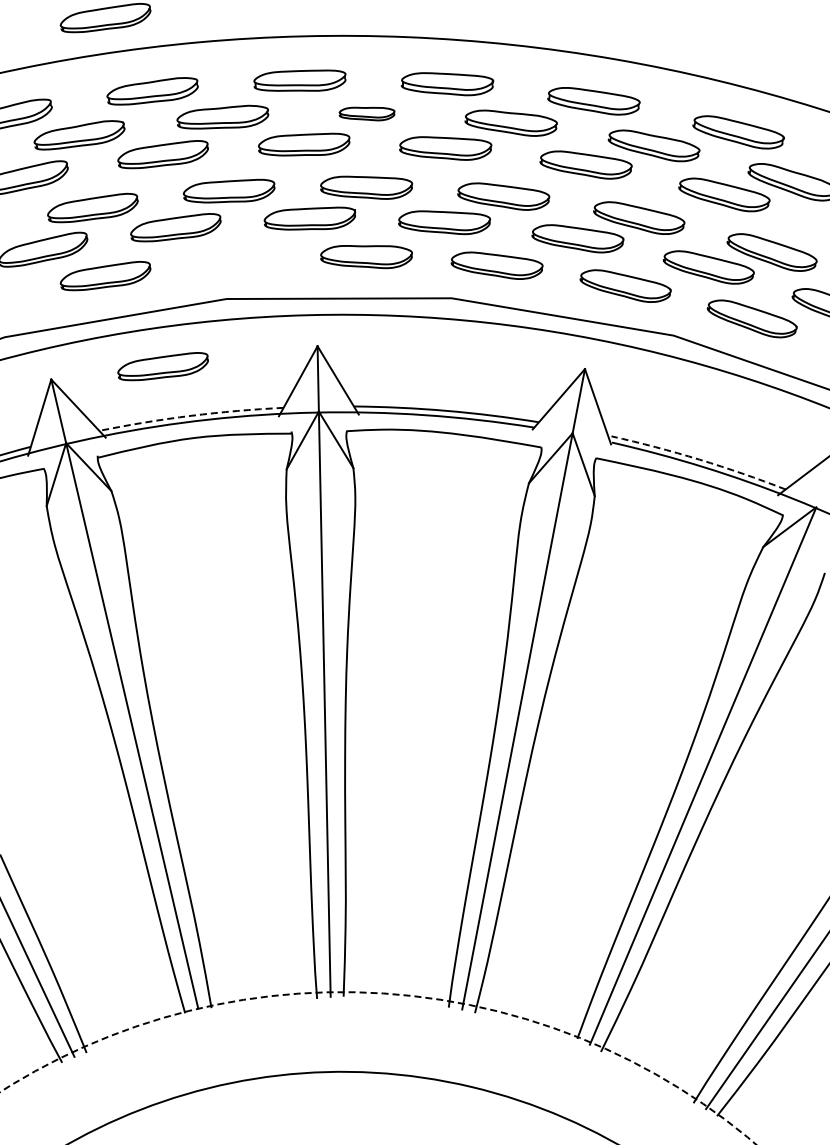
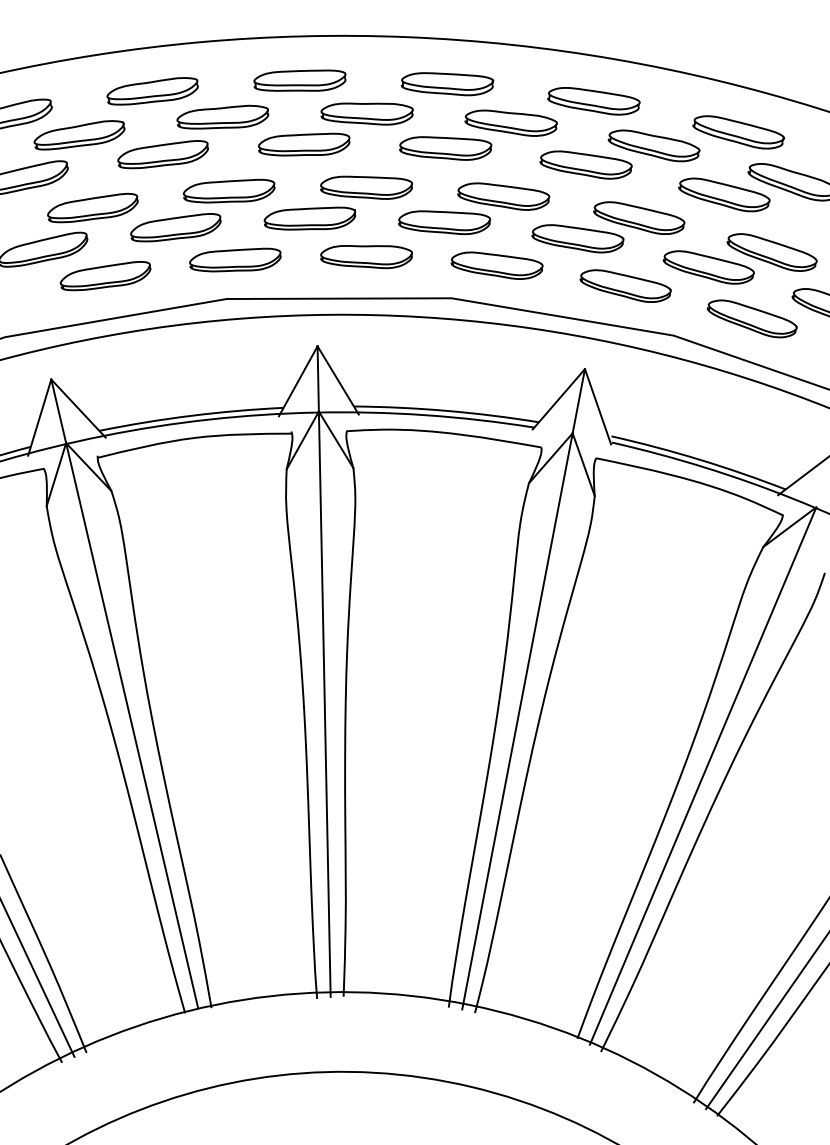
part: present -> none (105, 18)
part size: 58x16 px -> 94x24 px (366, 113)
part: none -> present (235, 259)
part: present -> none (162, 366)
arc: dashed -> solid (191, 415)
arc: dashed -> solid (699, 459)
arc: dashed -> solid (388, 993)
